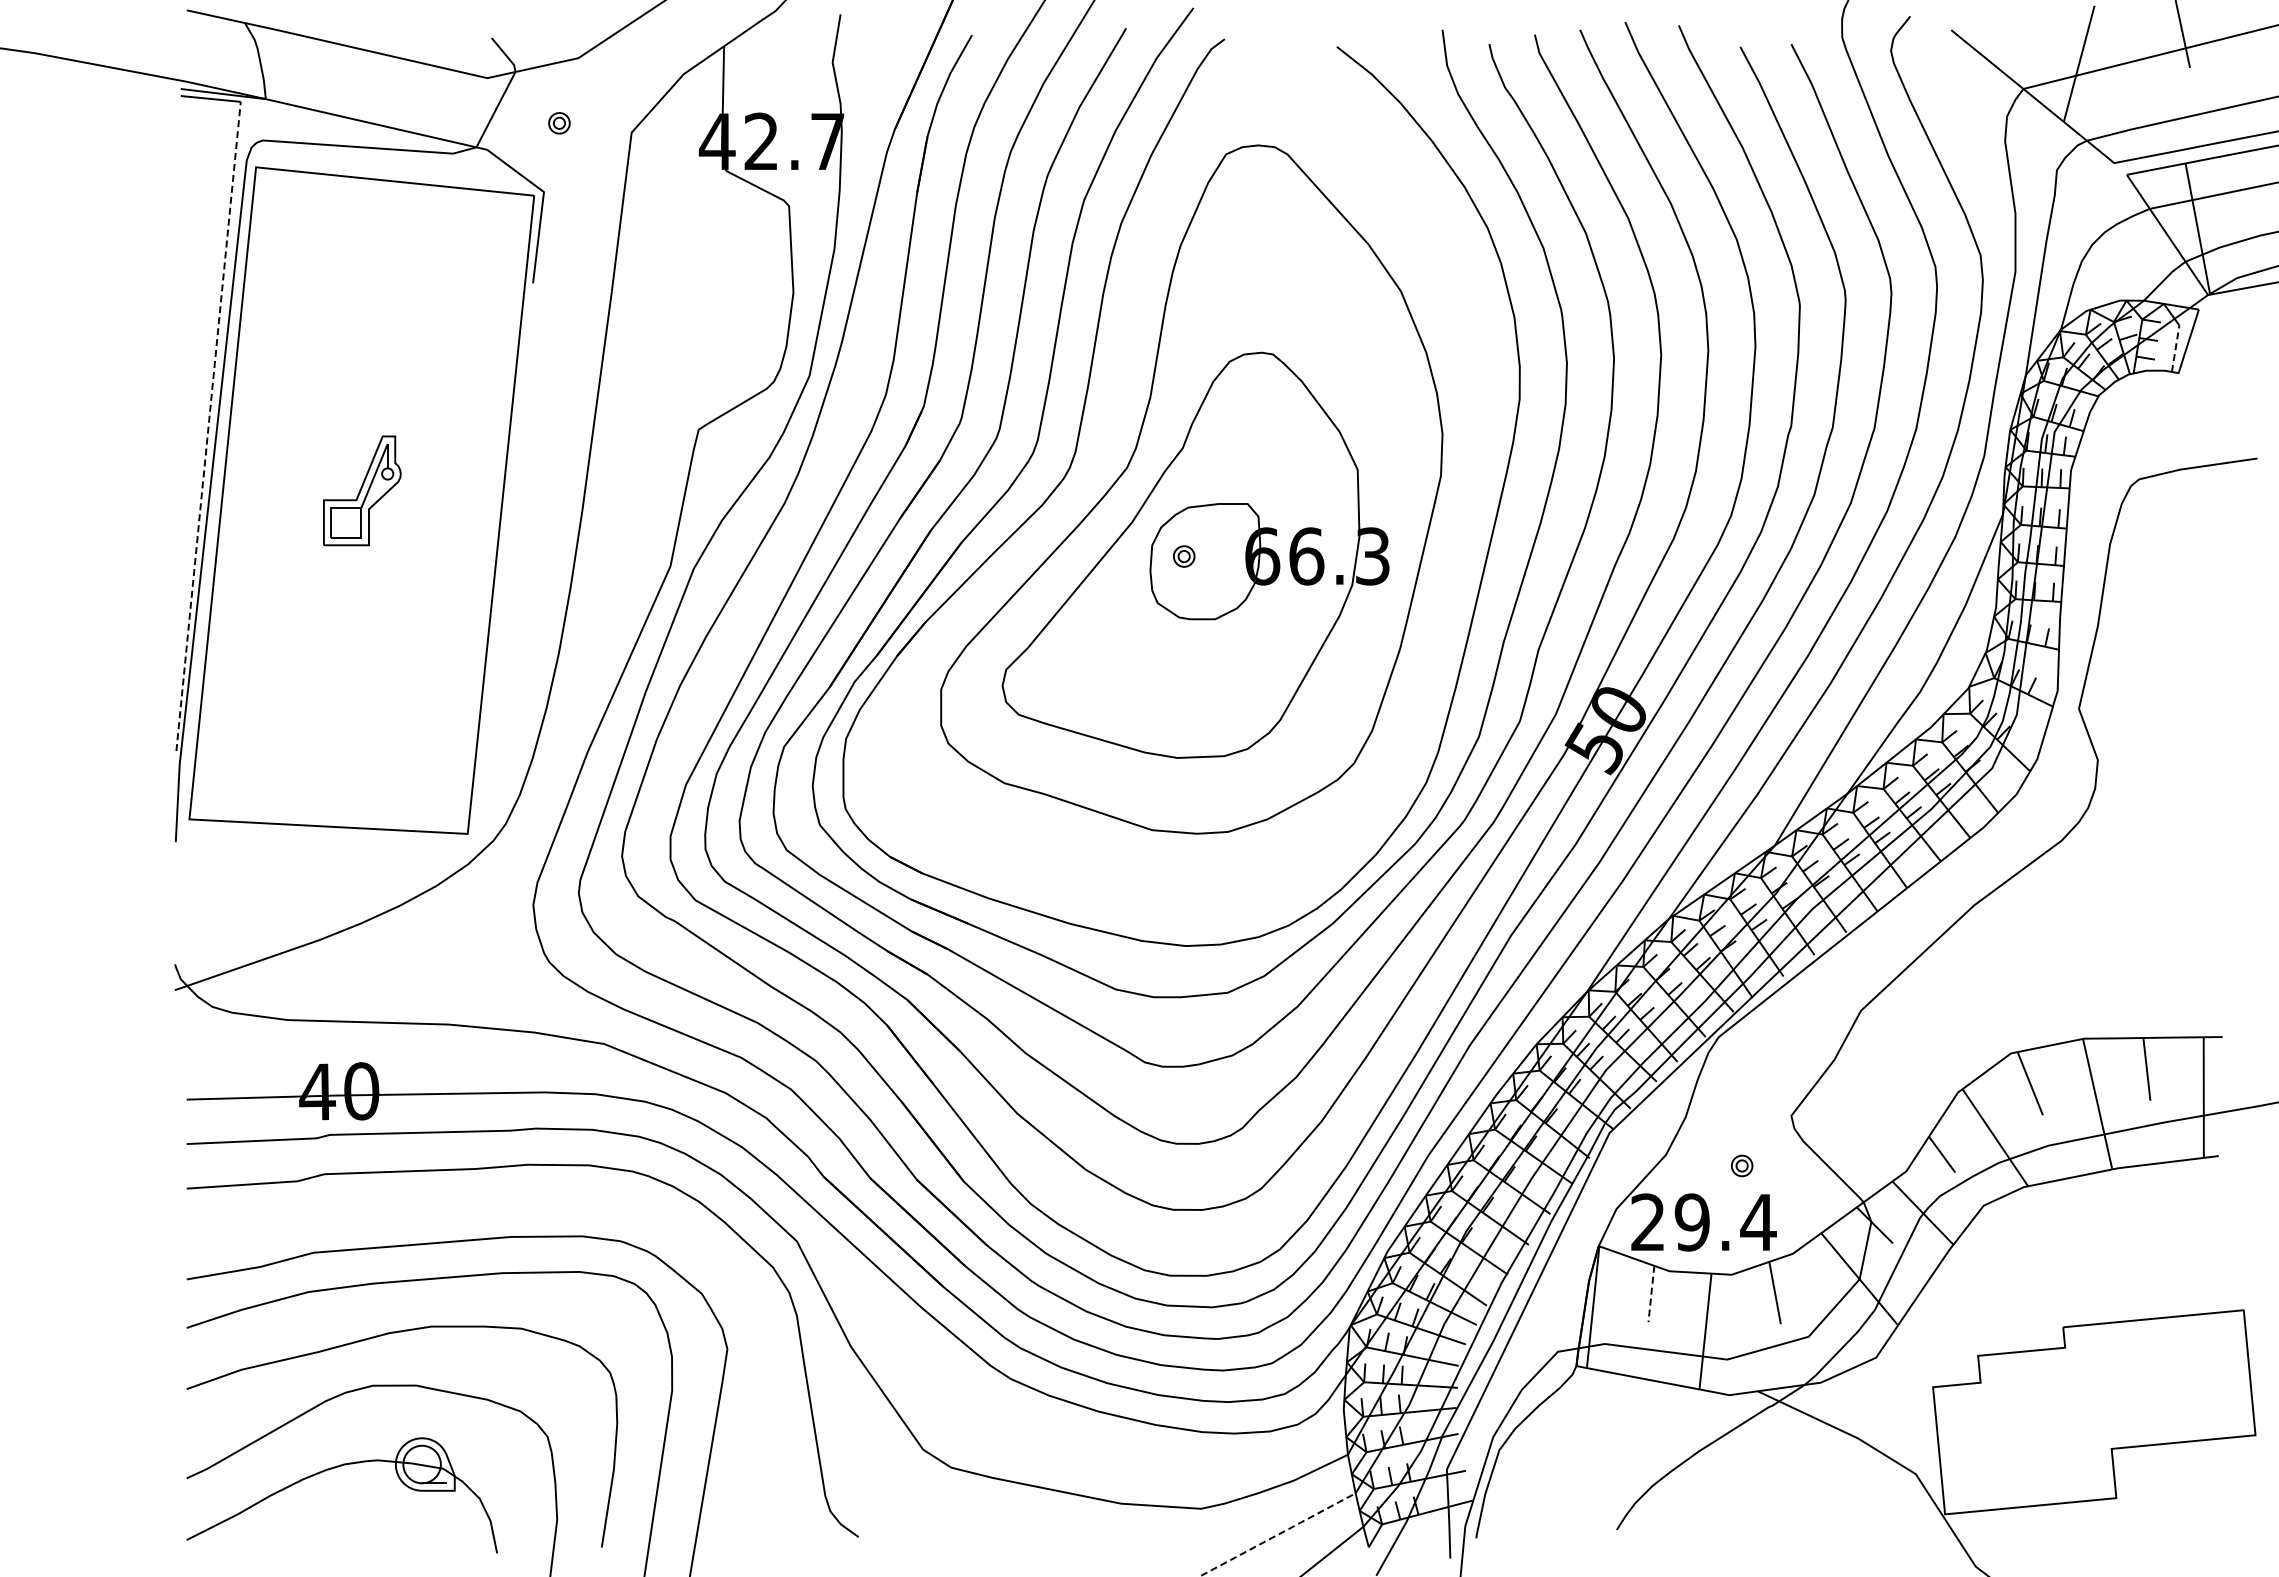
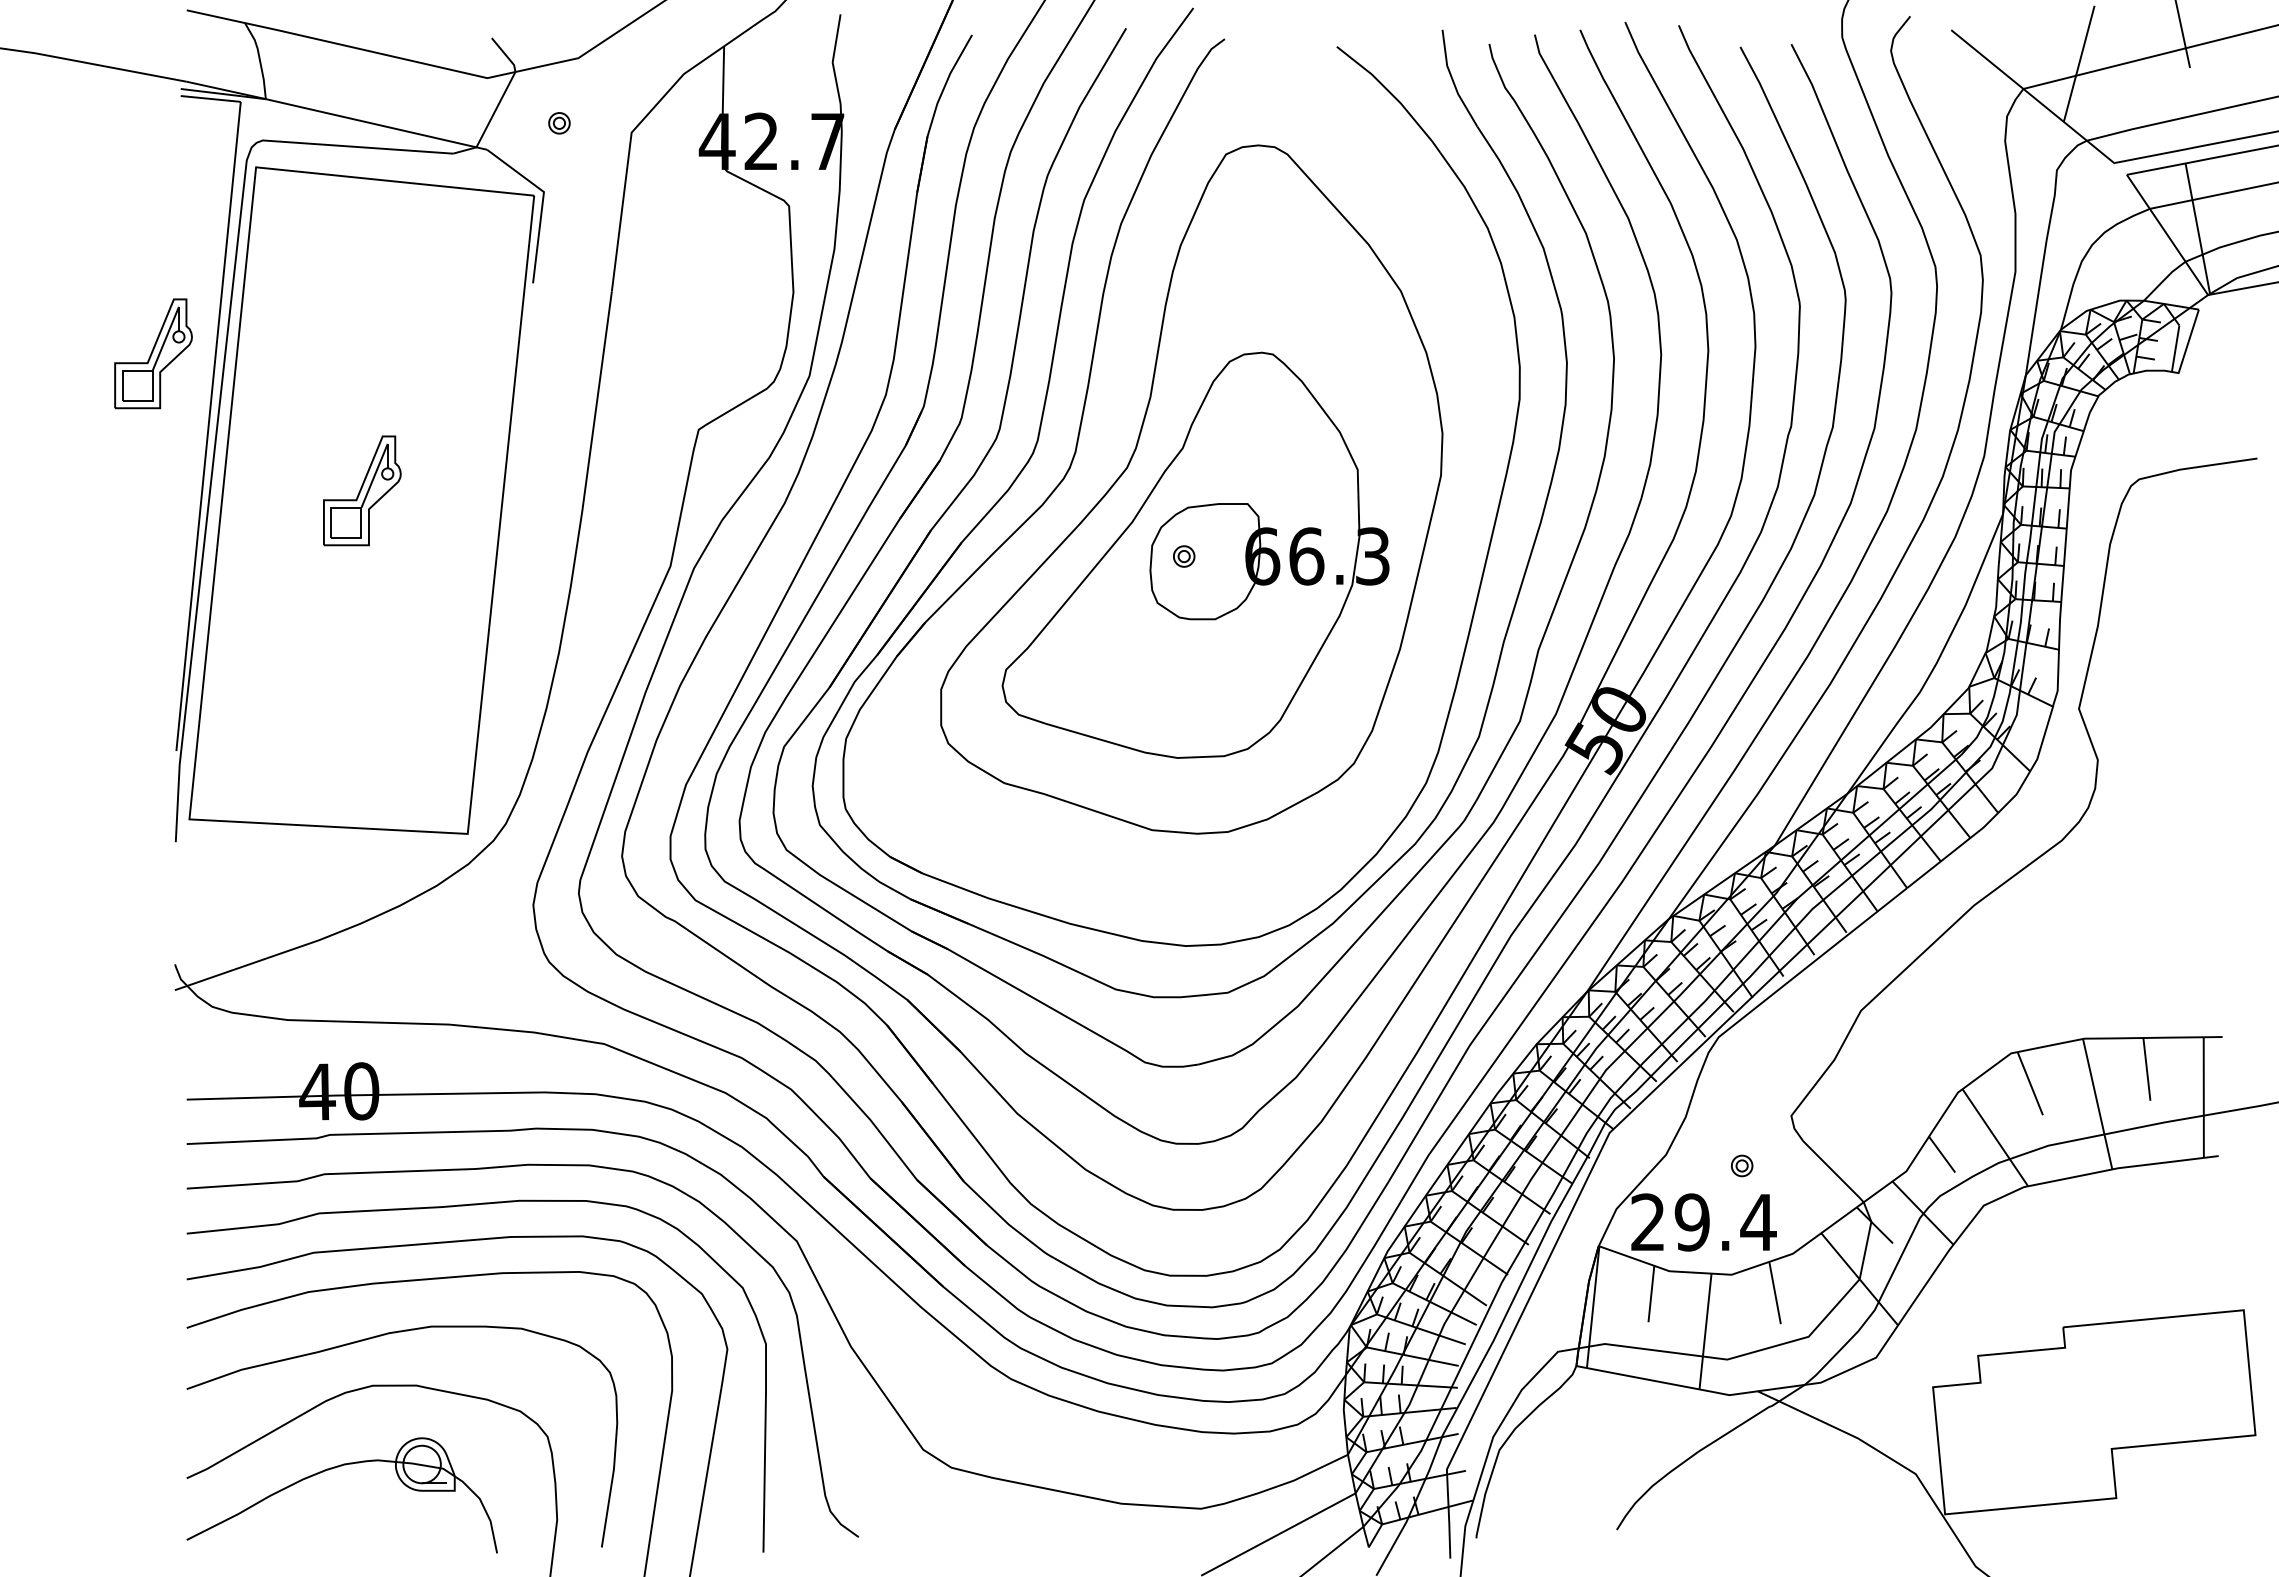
line: dashed -> solid (2175, 348)
part: none -> present (153, 353)
line: dashed -> solid (208, 425)
curve: none -> present (465, 1206)
line: dashed -> solid (1651, 1294)
line: dashed -> solid (1278, 1534)
